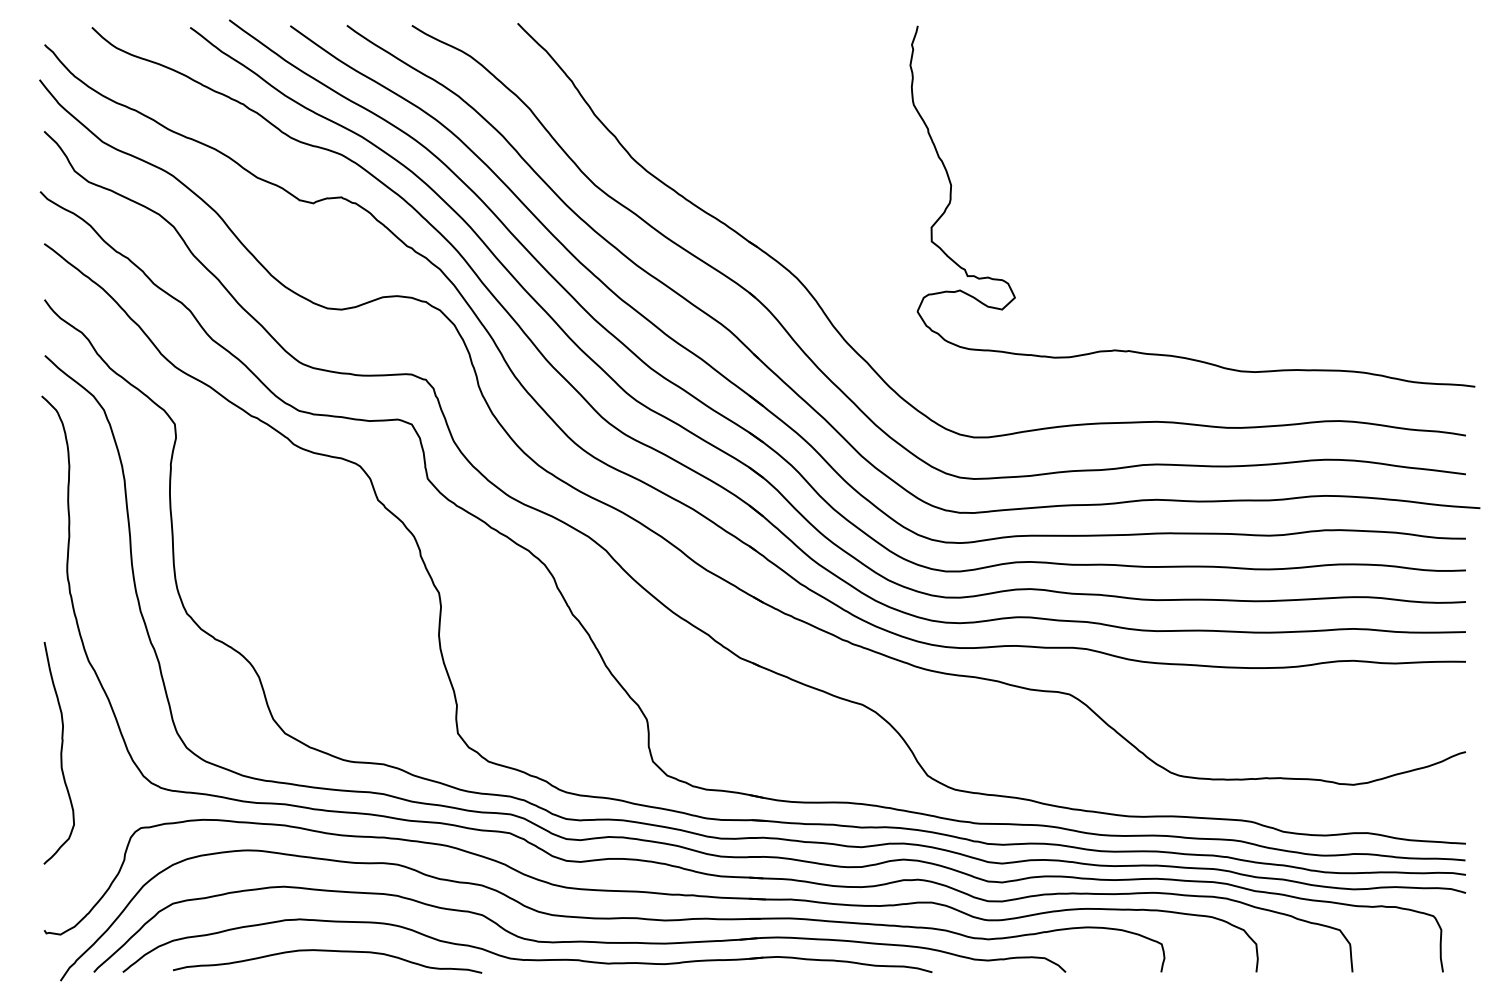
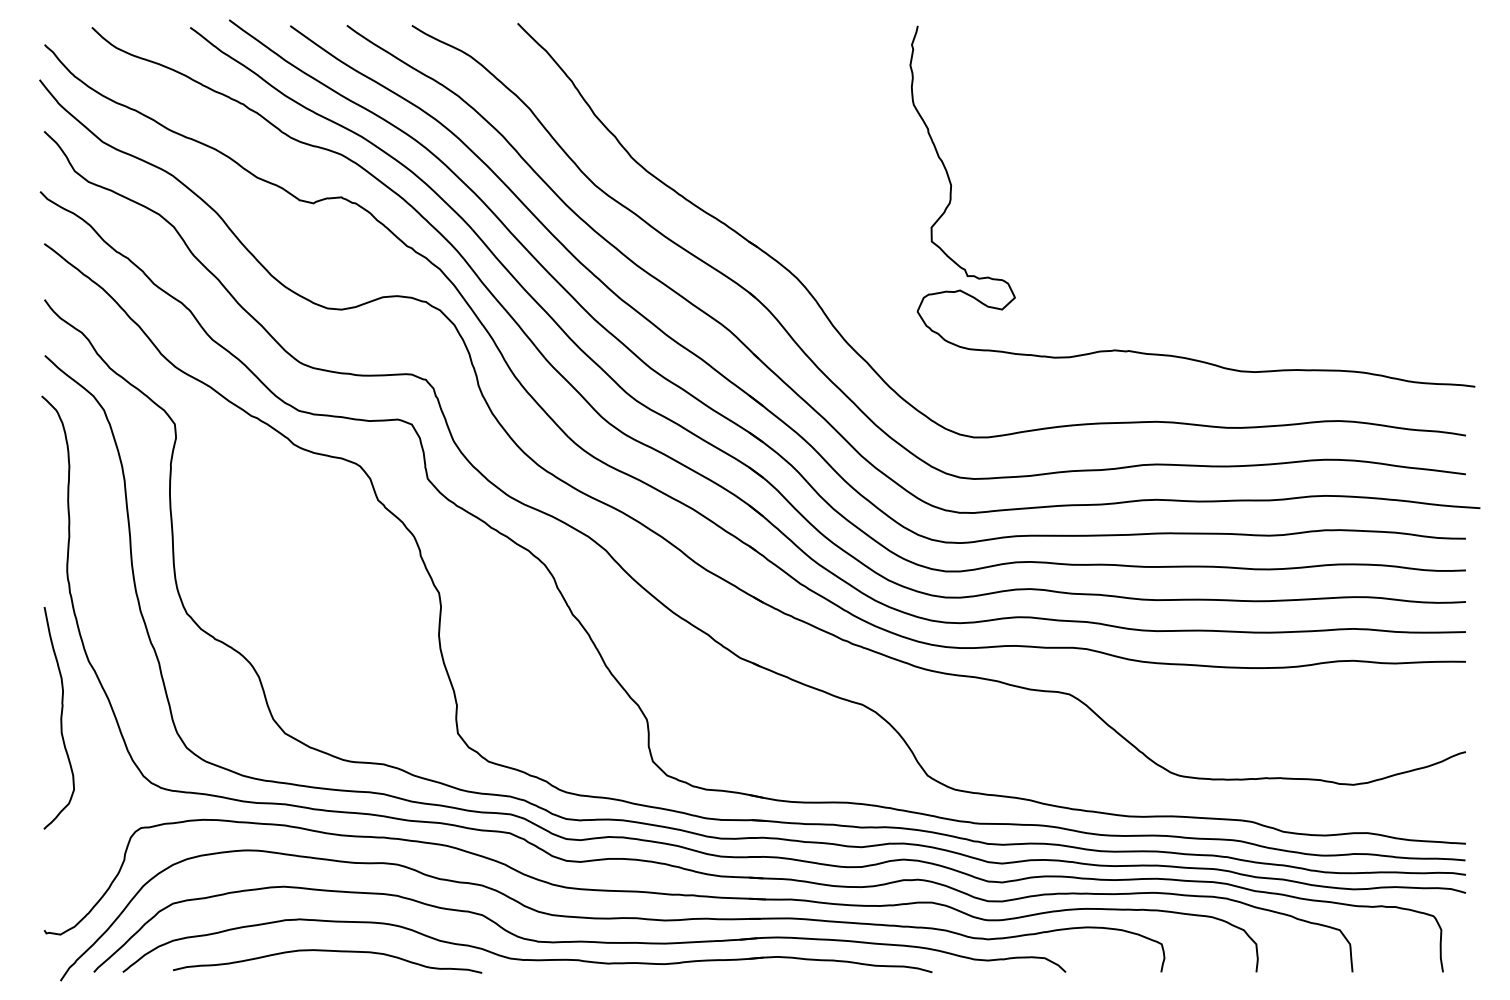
curve position: (60, 753) -> (60, 718) (60, 718)
